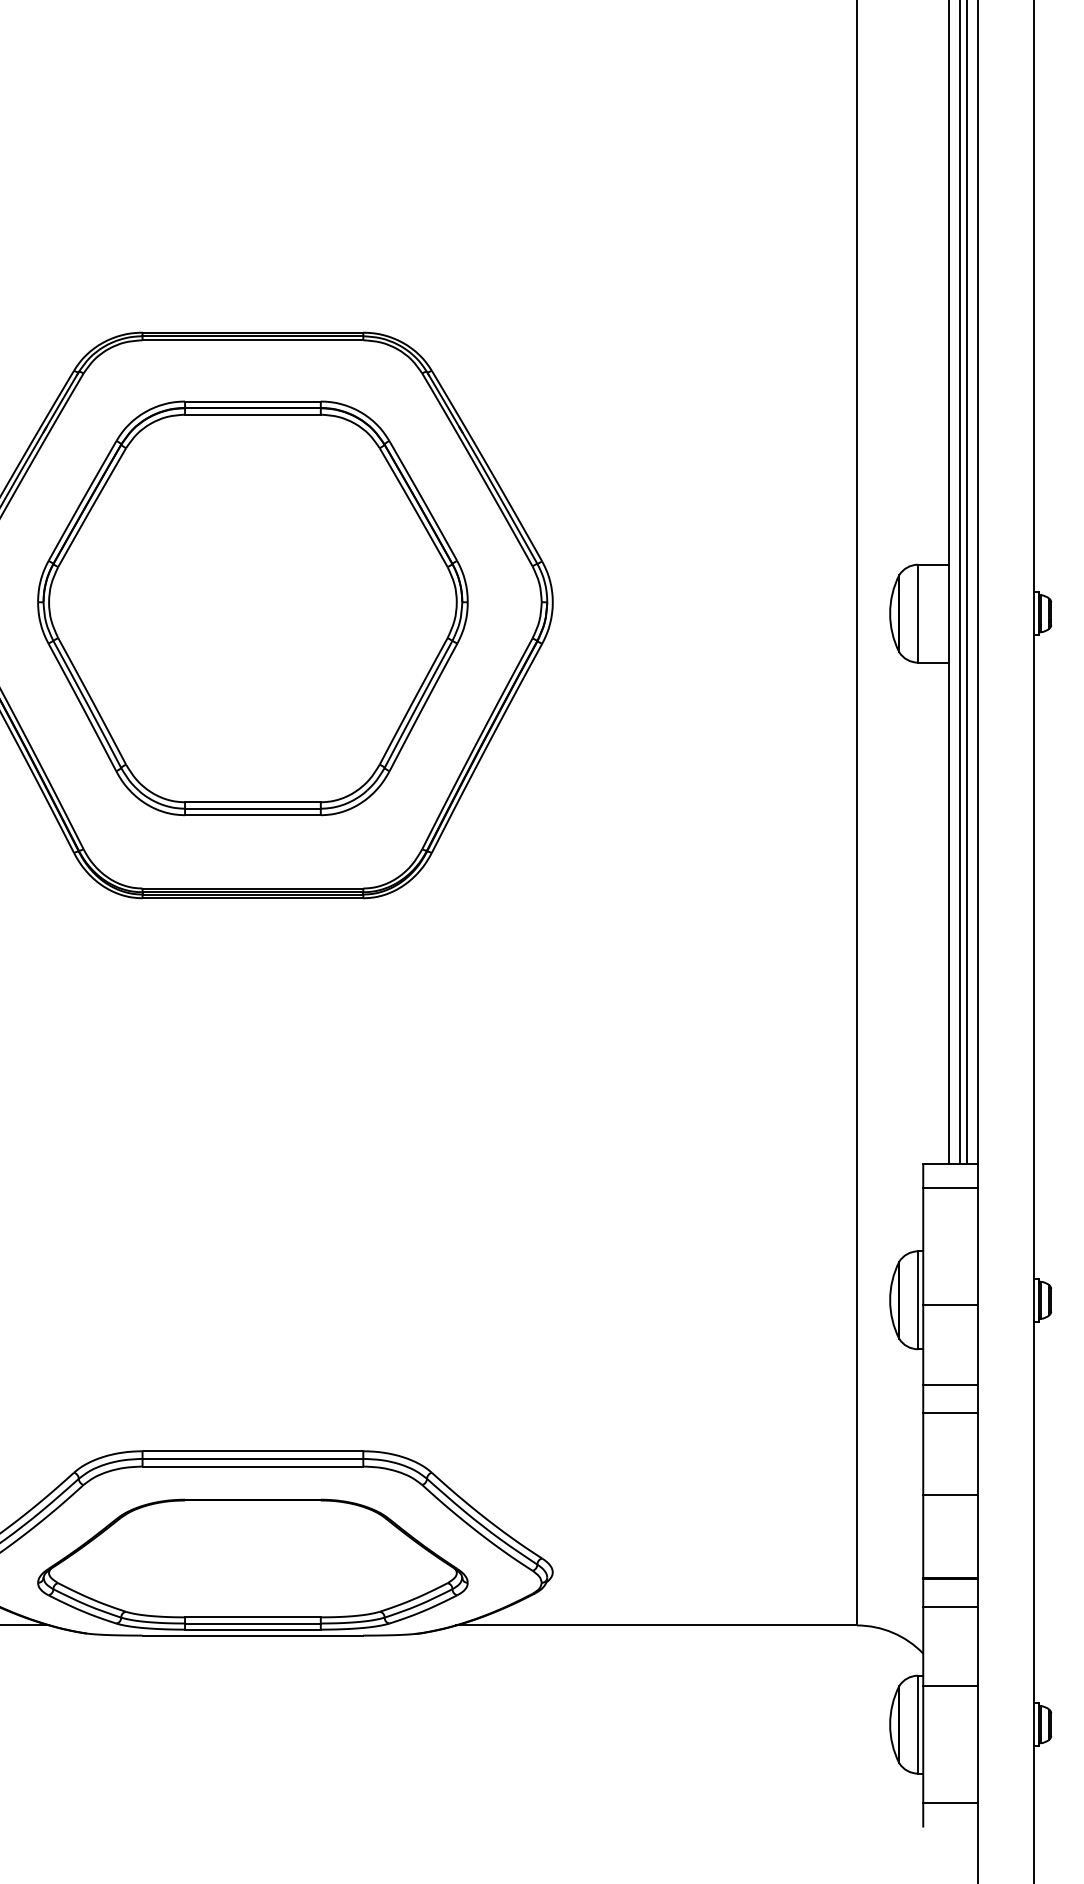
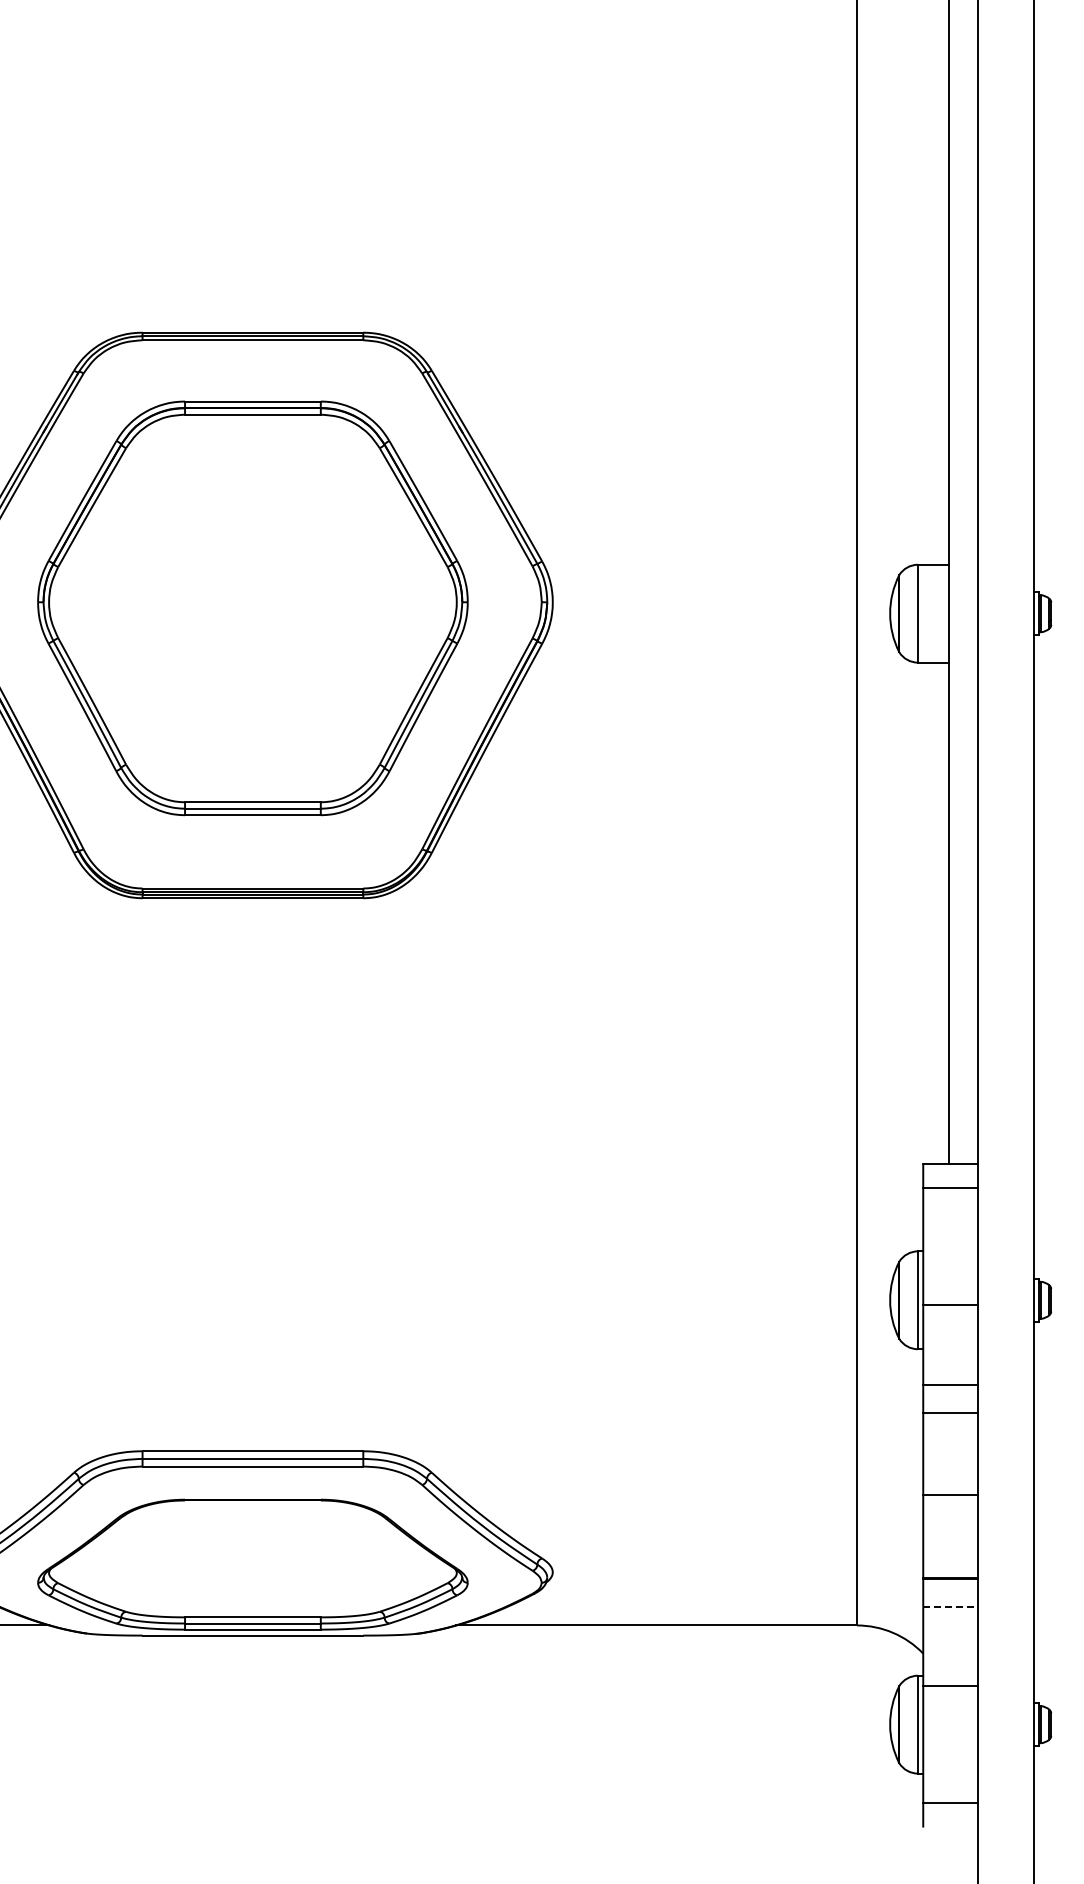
line: present -> none (960, 583)
line: present -> none (967, 583)
line: solid -> dashed (950, 1607)
